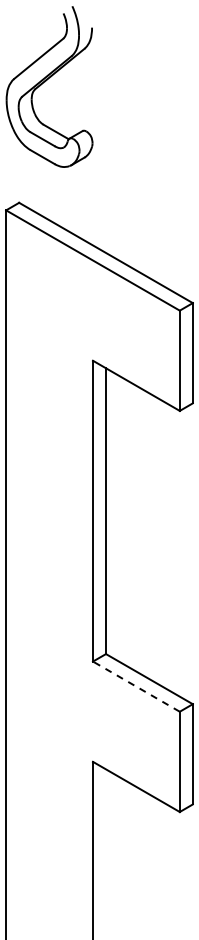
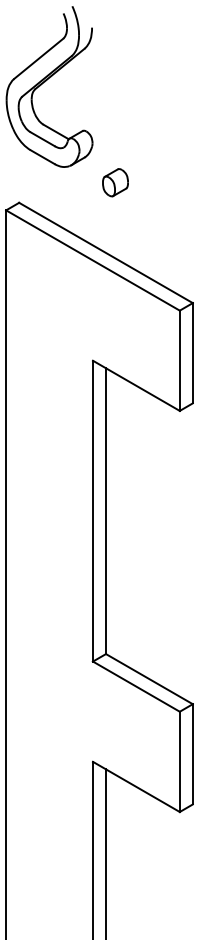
part: none -> present (115, 182)
line: dashed -> solid (135, 686)
line: none -> present (106, 852)
